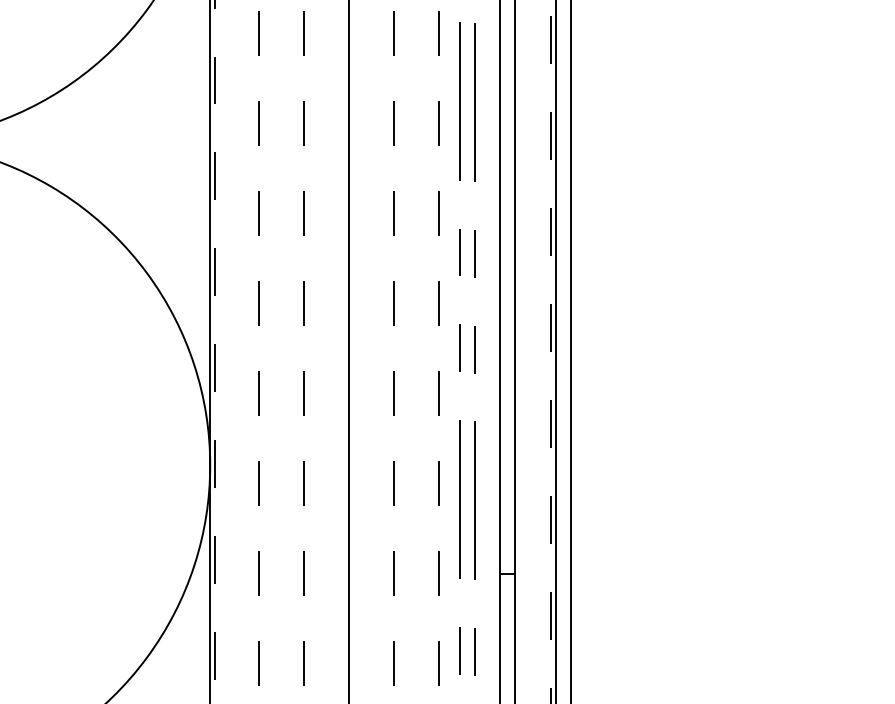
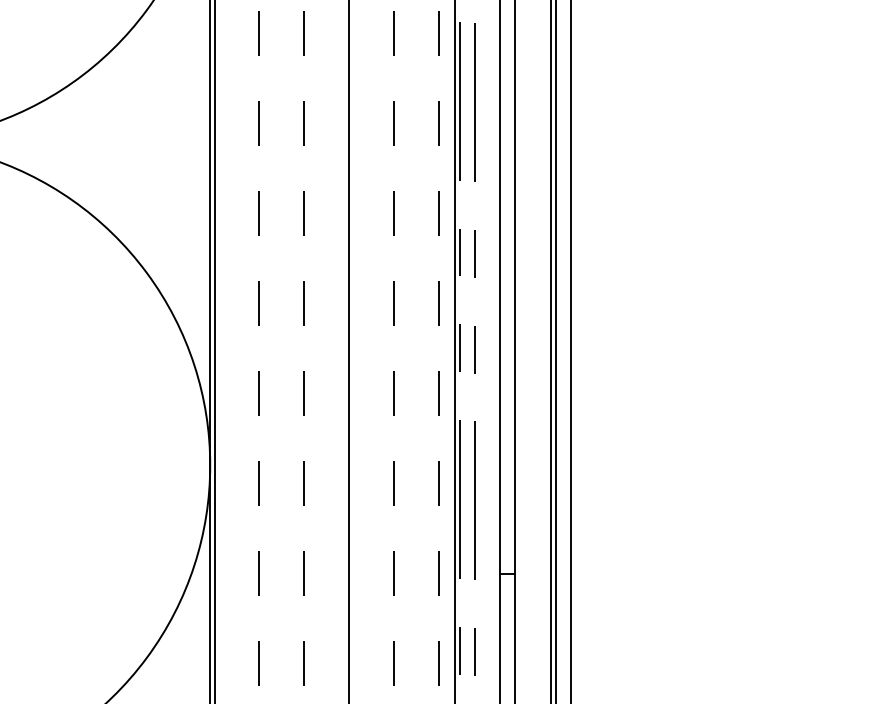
line: dashed -> solid (215, 351)
line: none -> present (454, 351)
line: dashed -> solid (551, 352)
